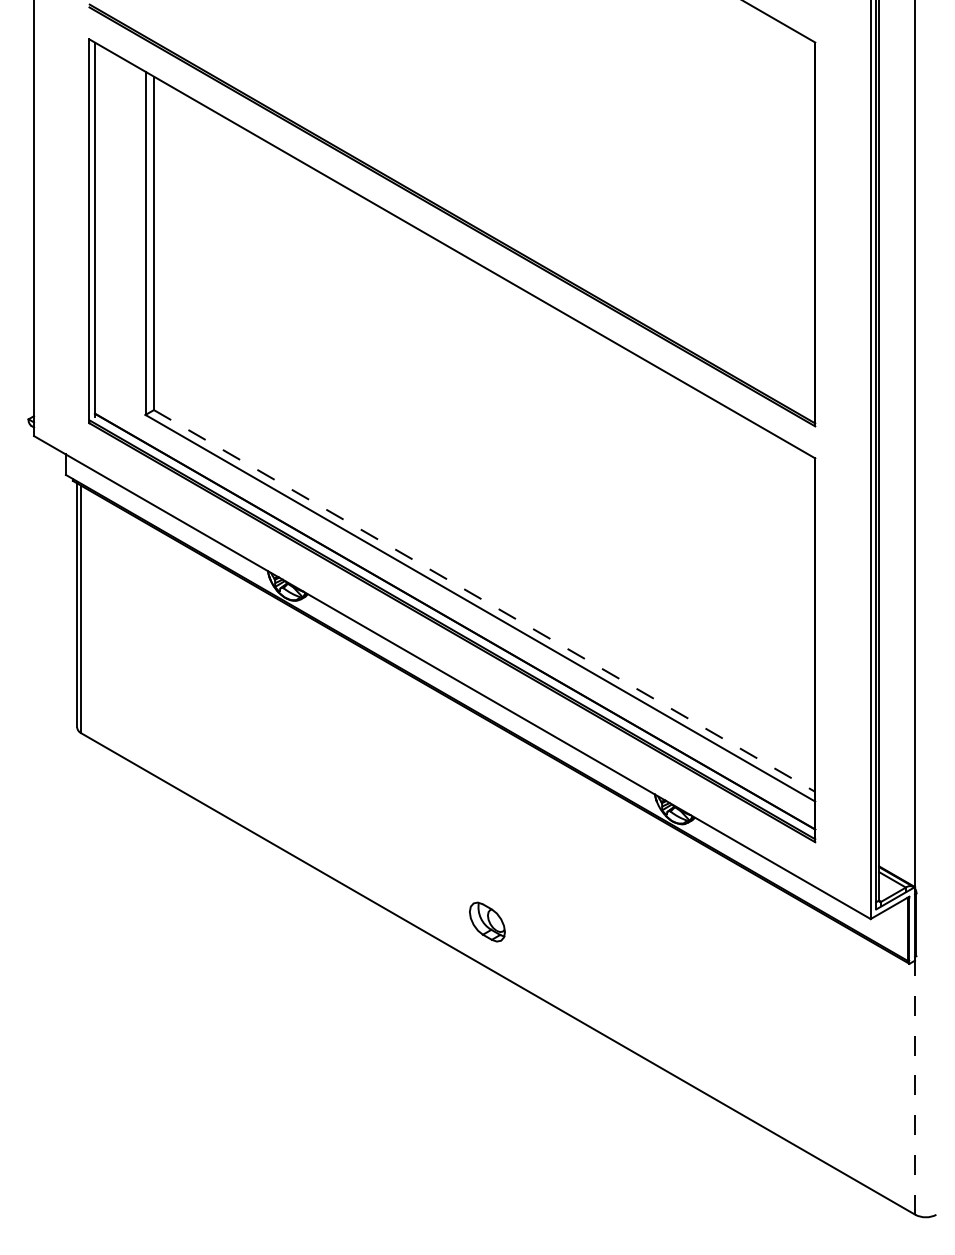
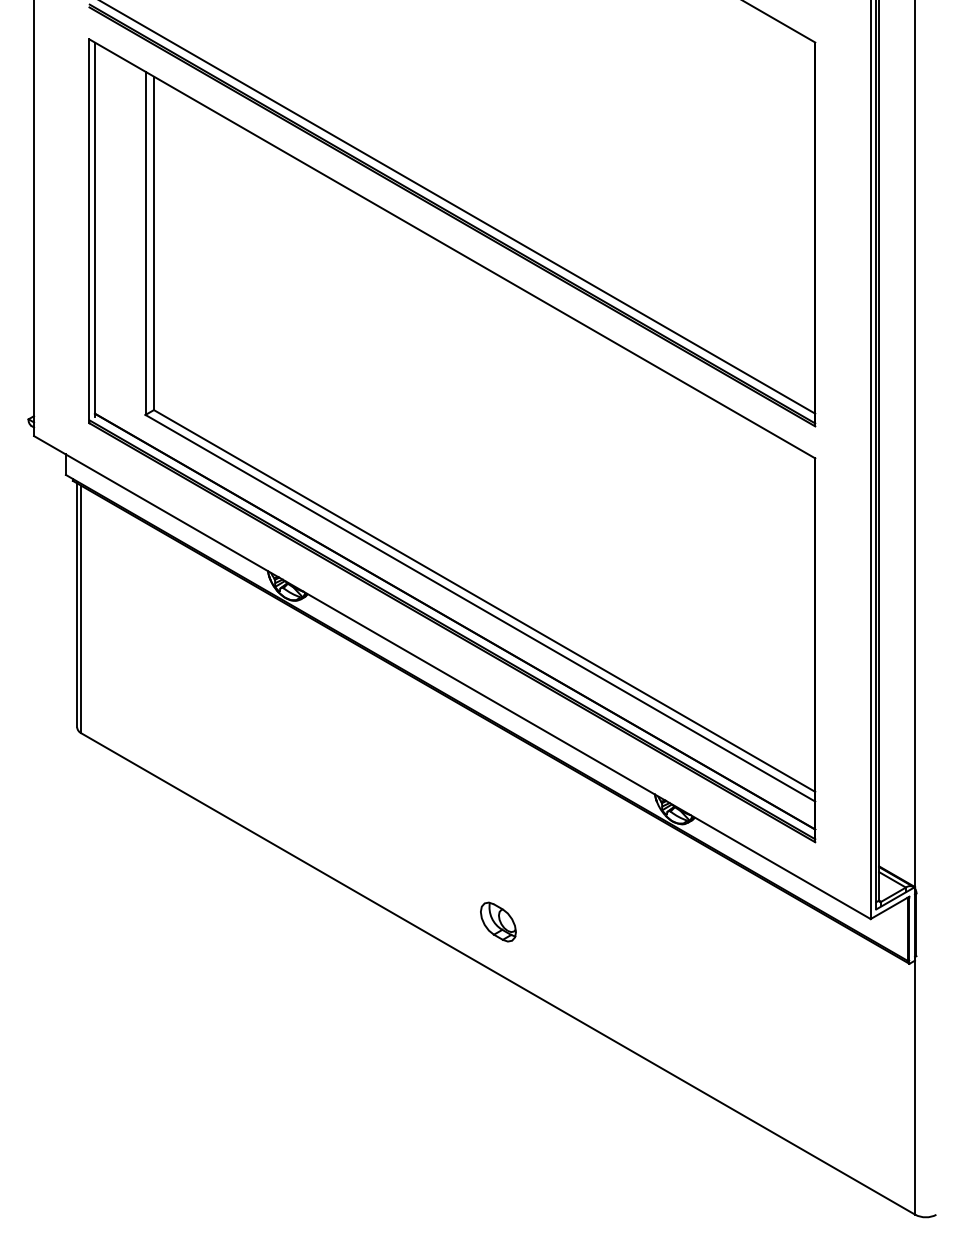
line: none -> present (458, 207)
line: dashed -> solid (484, 600)
part position: (487, 921) -> (498, 921) (498, 921)
line: dashed -> solid (915, 1085)
